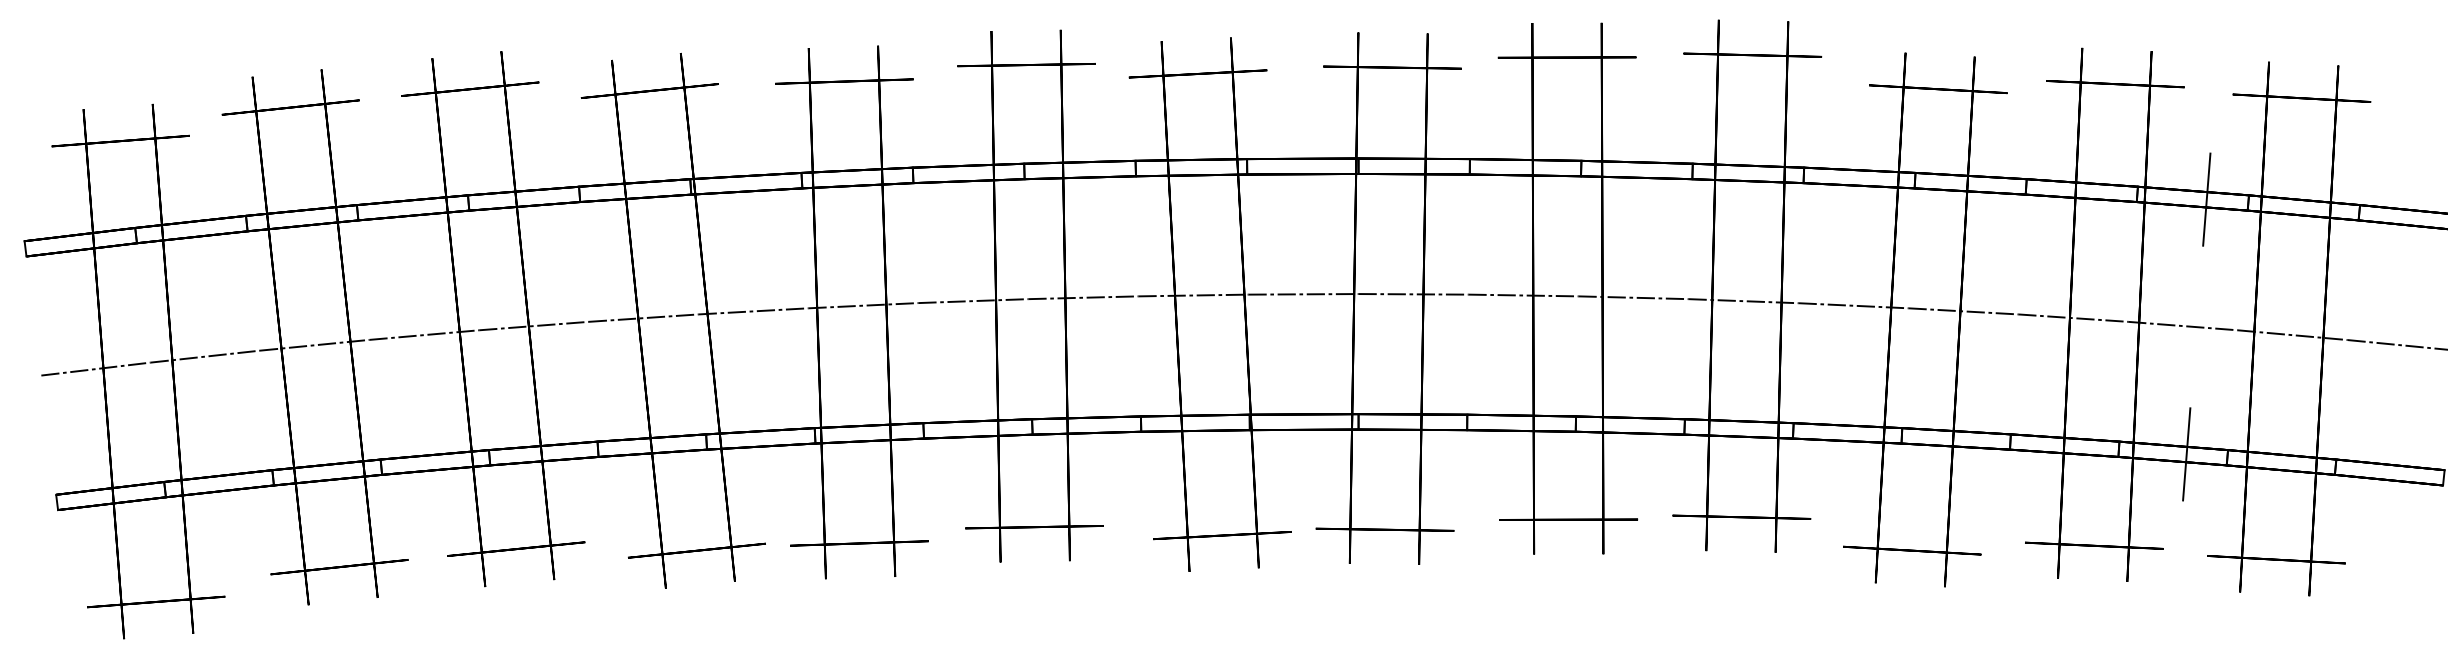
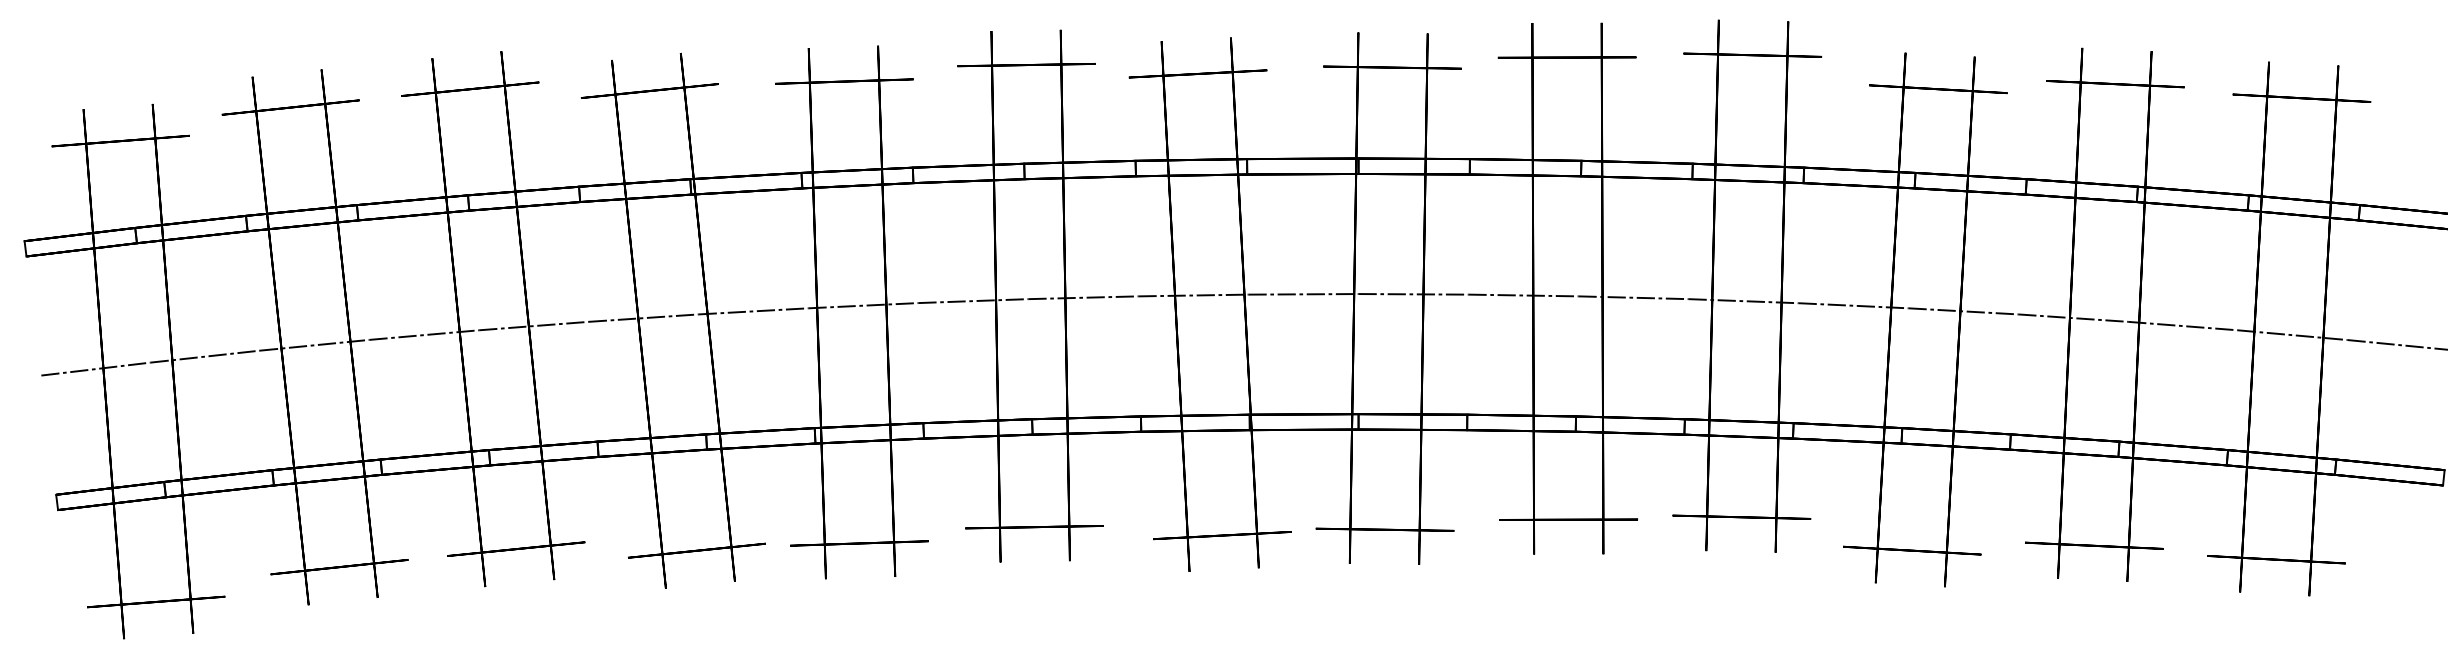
line: present -> none (2206, 199)
line: present -> none (2186, 454)
